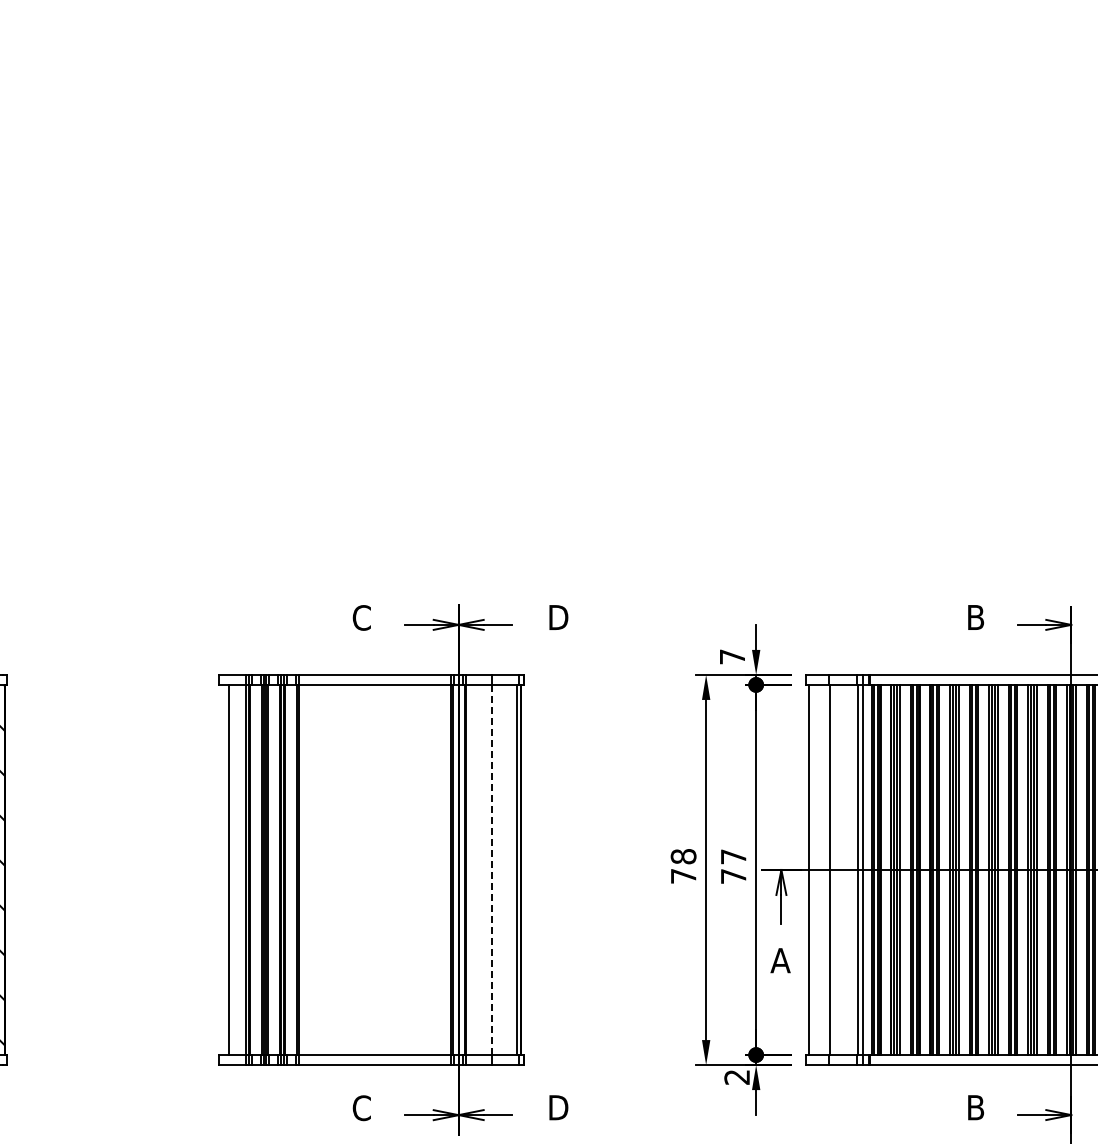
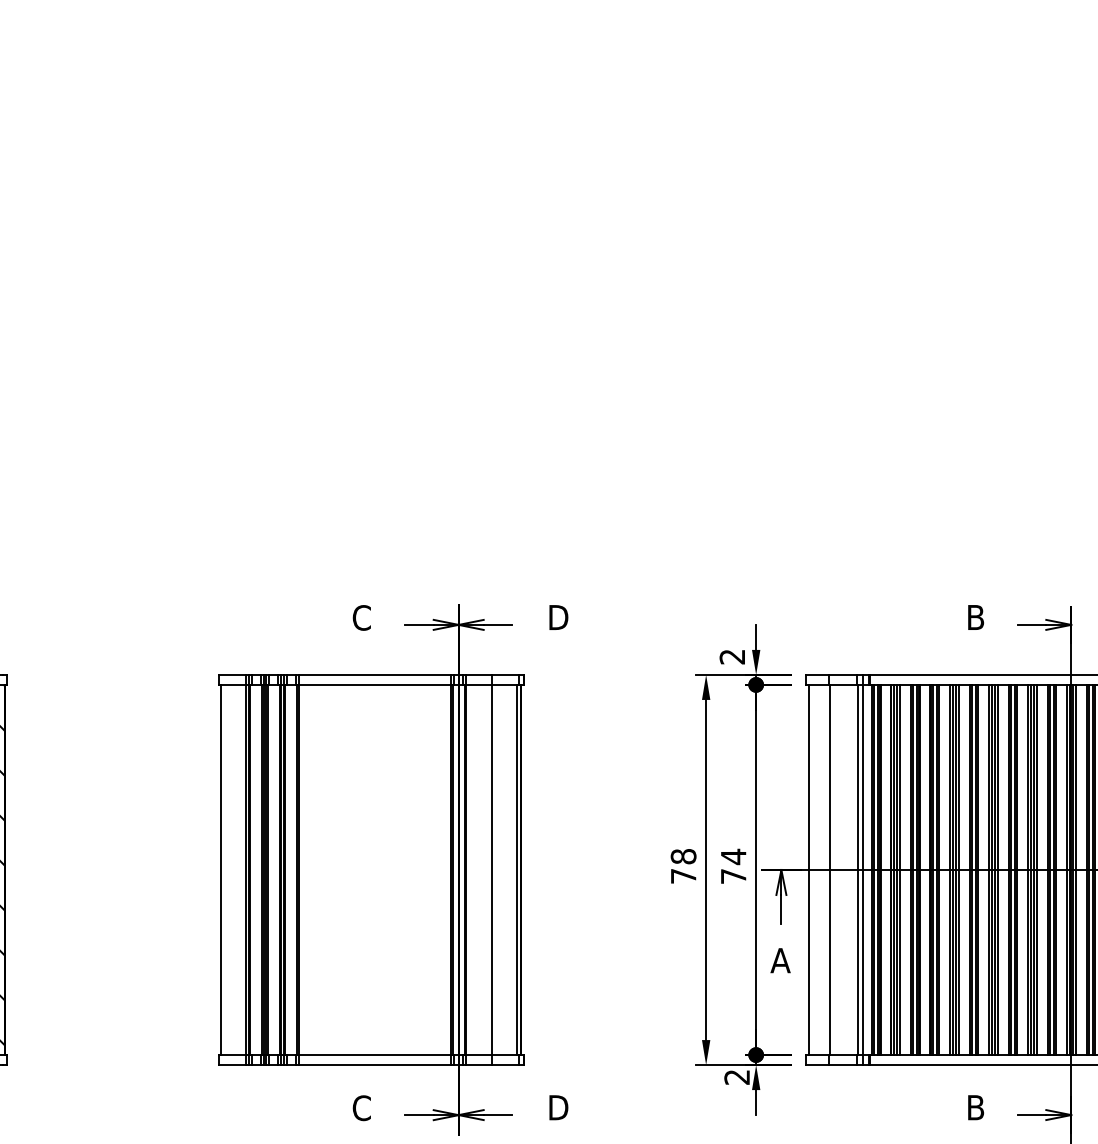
text: 7 -> 2 (731, 656)
text: 77 -> 74 (733, 856)
line position: (229, 869) -> (221, 869) (221, 869)
line: dashed -> solid (492, 870)
